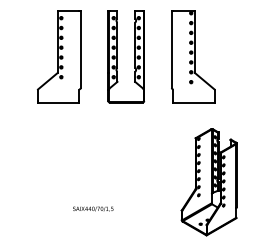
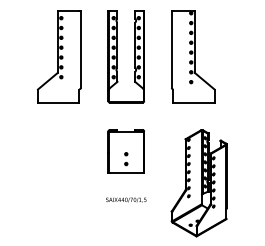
part: none -> present (125, 151)
part position: (208, 182) -> (198, 183) (198, 183)
text position: (93, 208) -> (126, 199) (126, 199)
